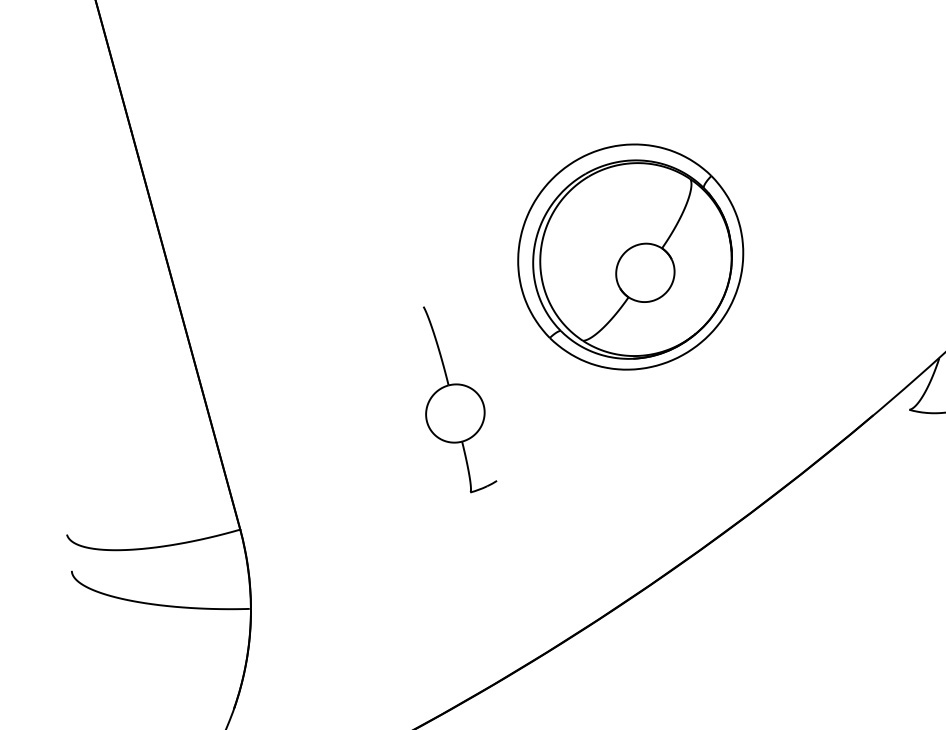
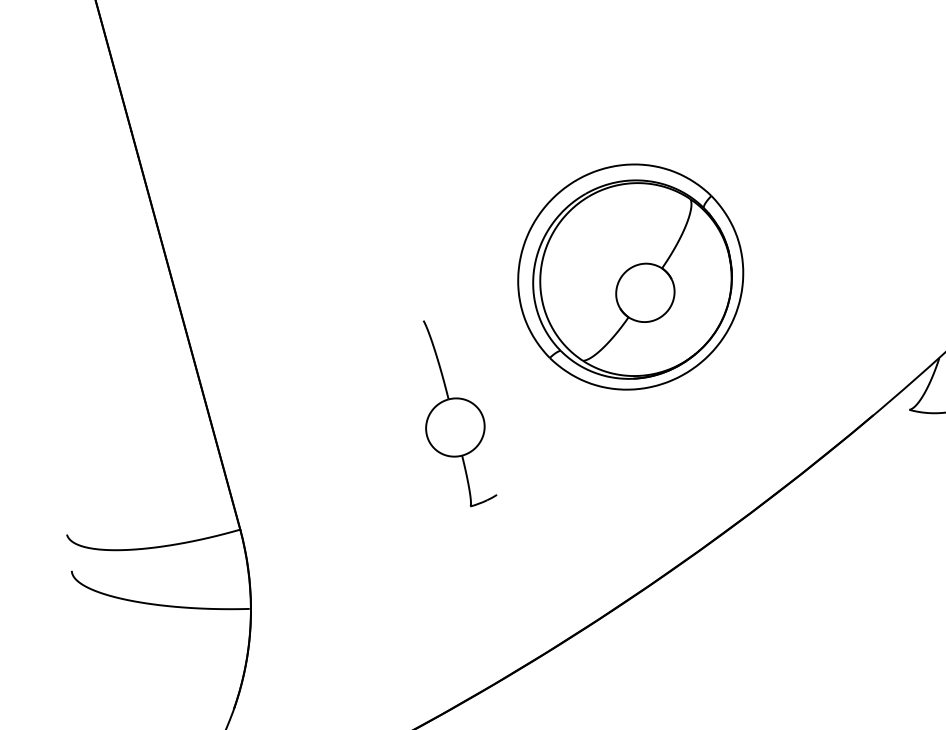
part position: (630, 256) -> (630, 276) (630, 276)
part position: (460, 399) -> (460, 413) (460, 413)
